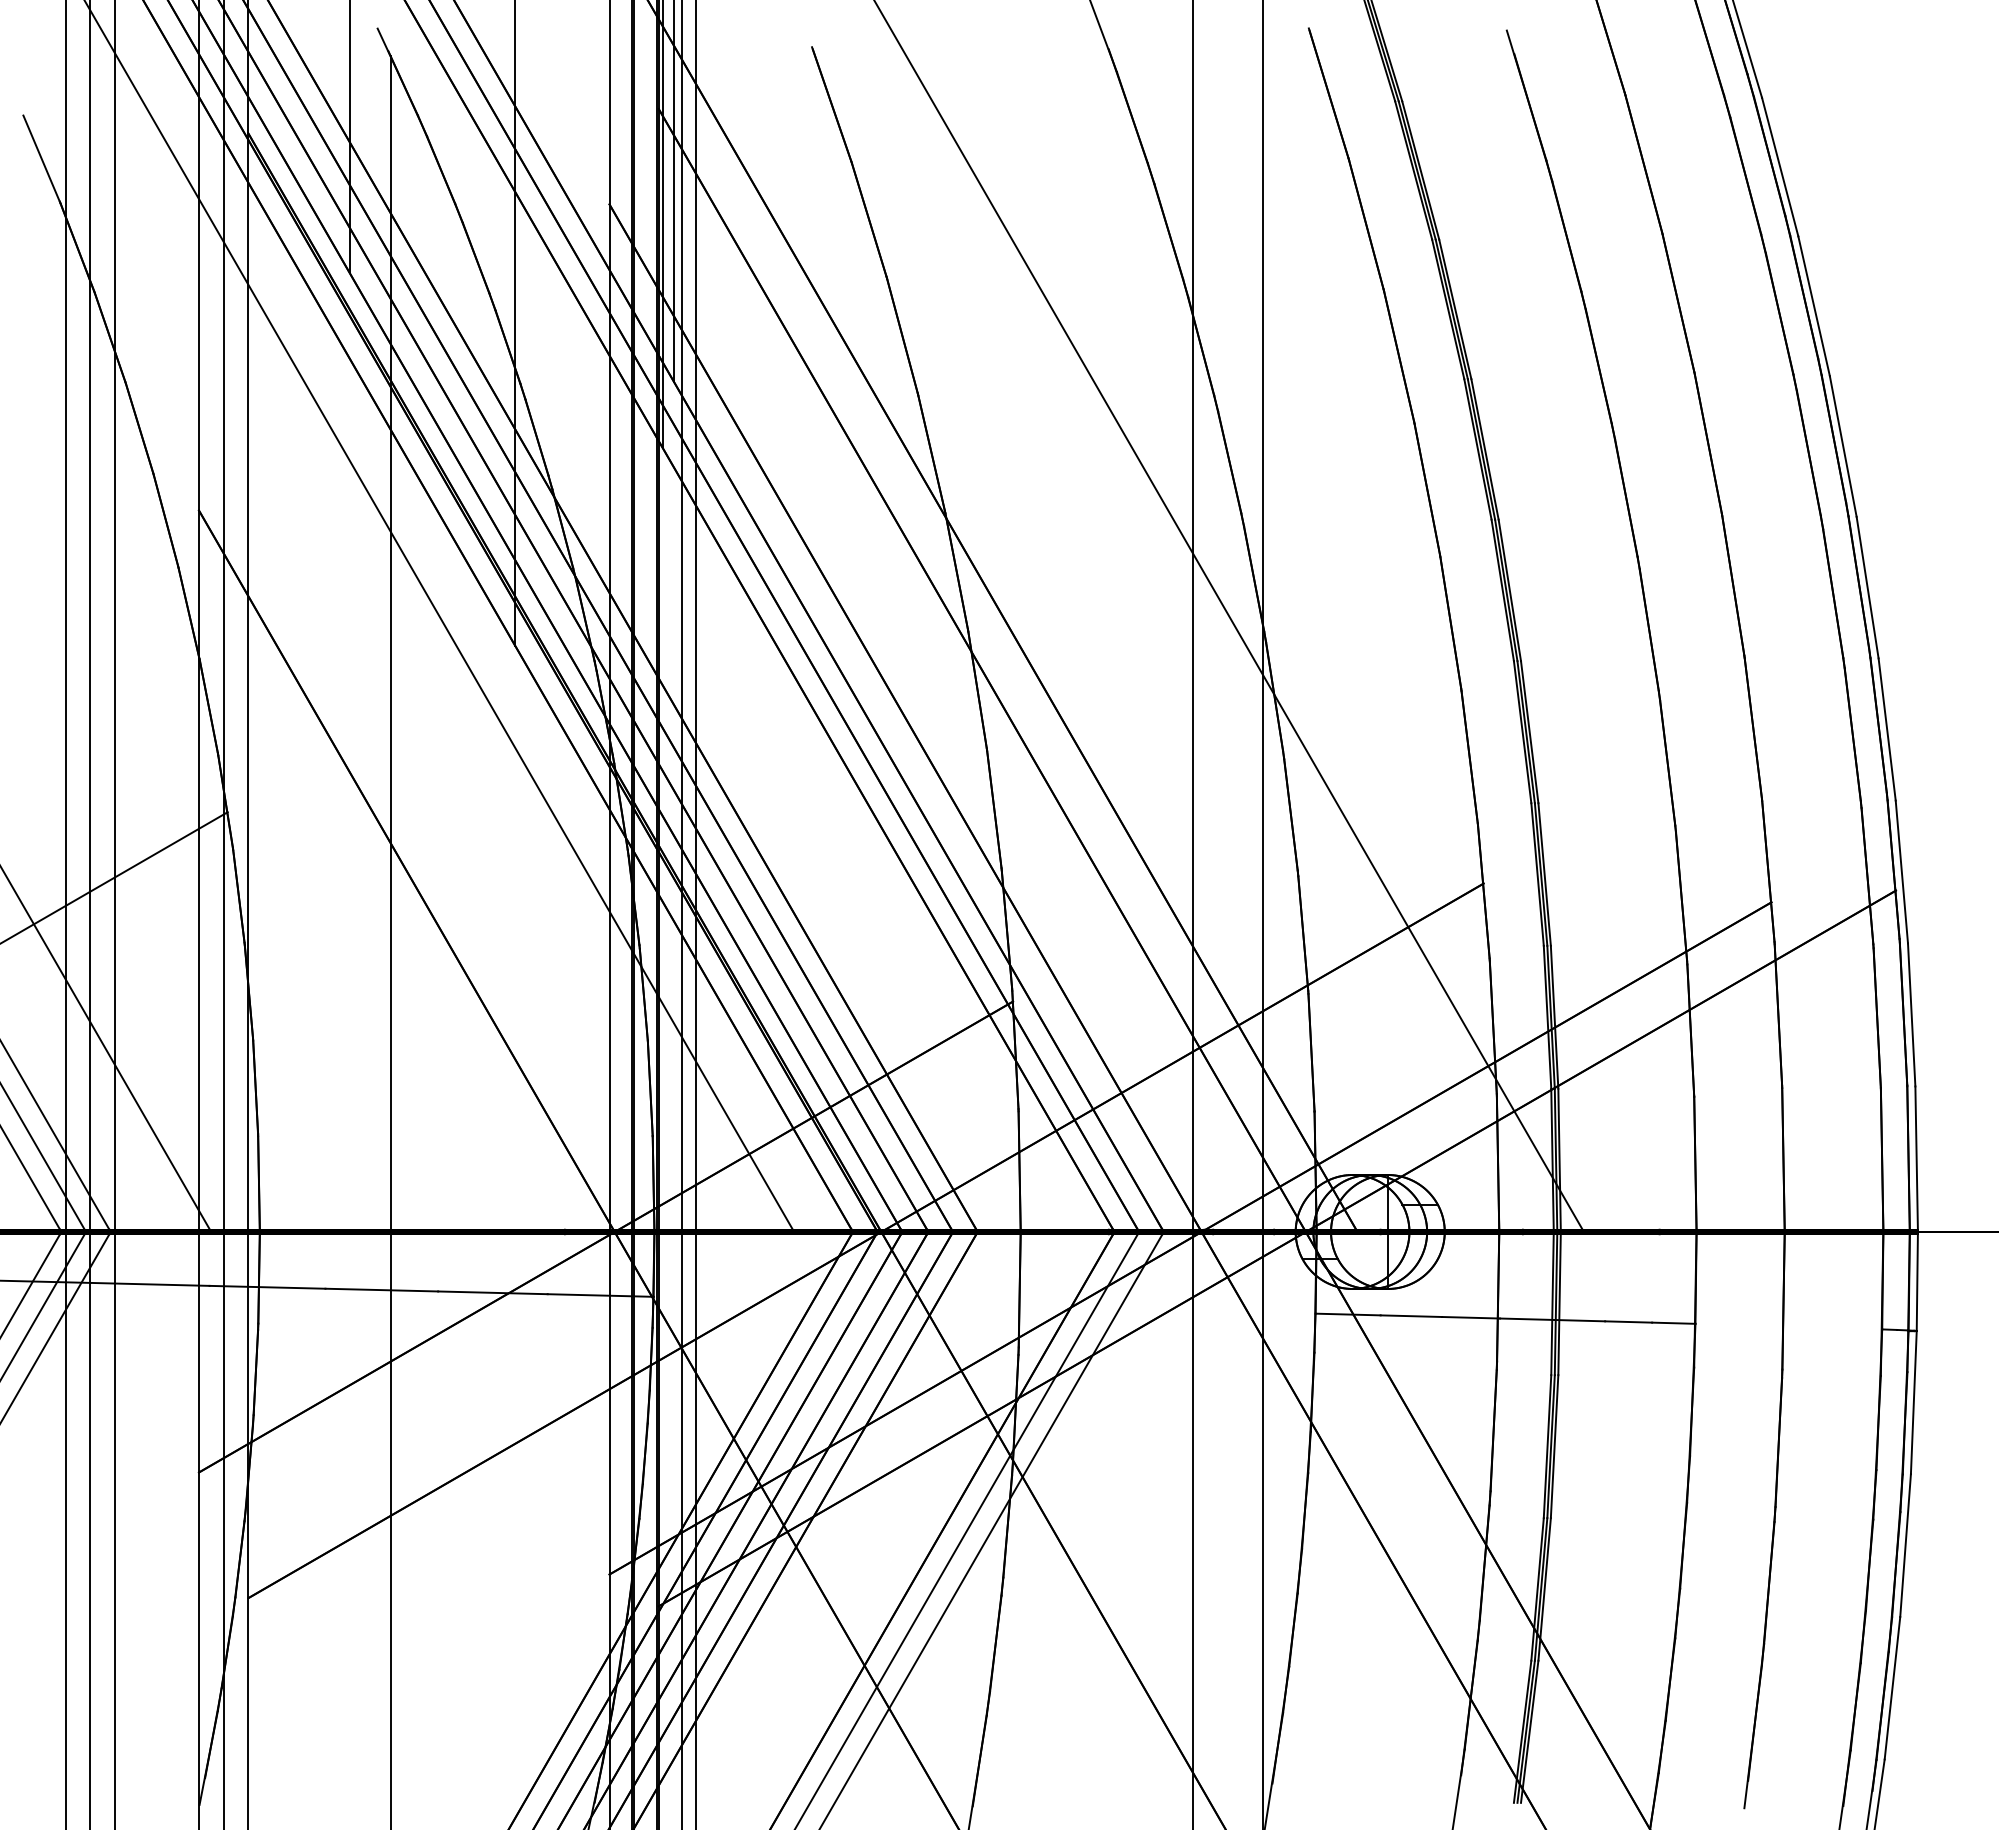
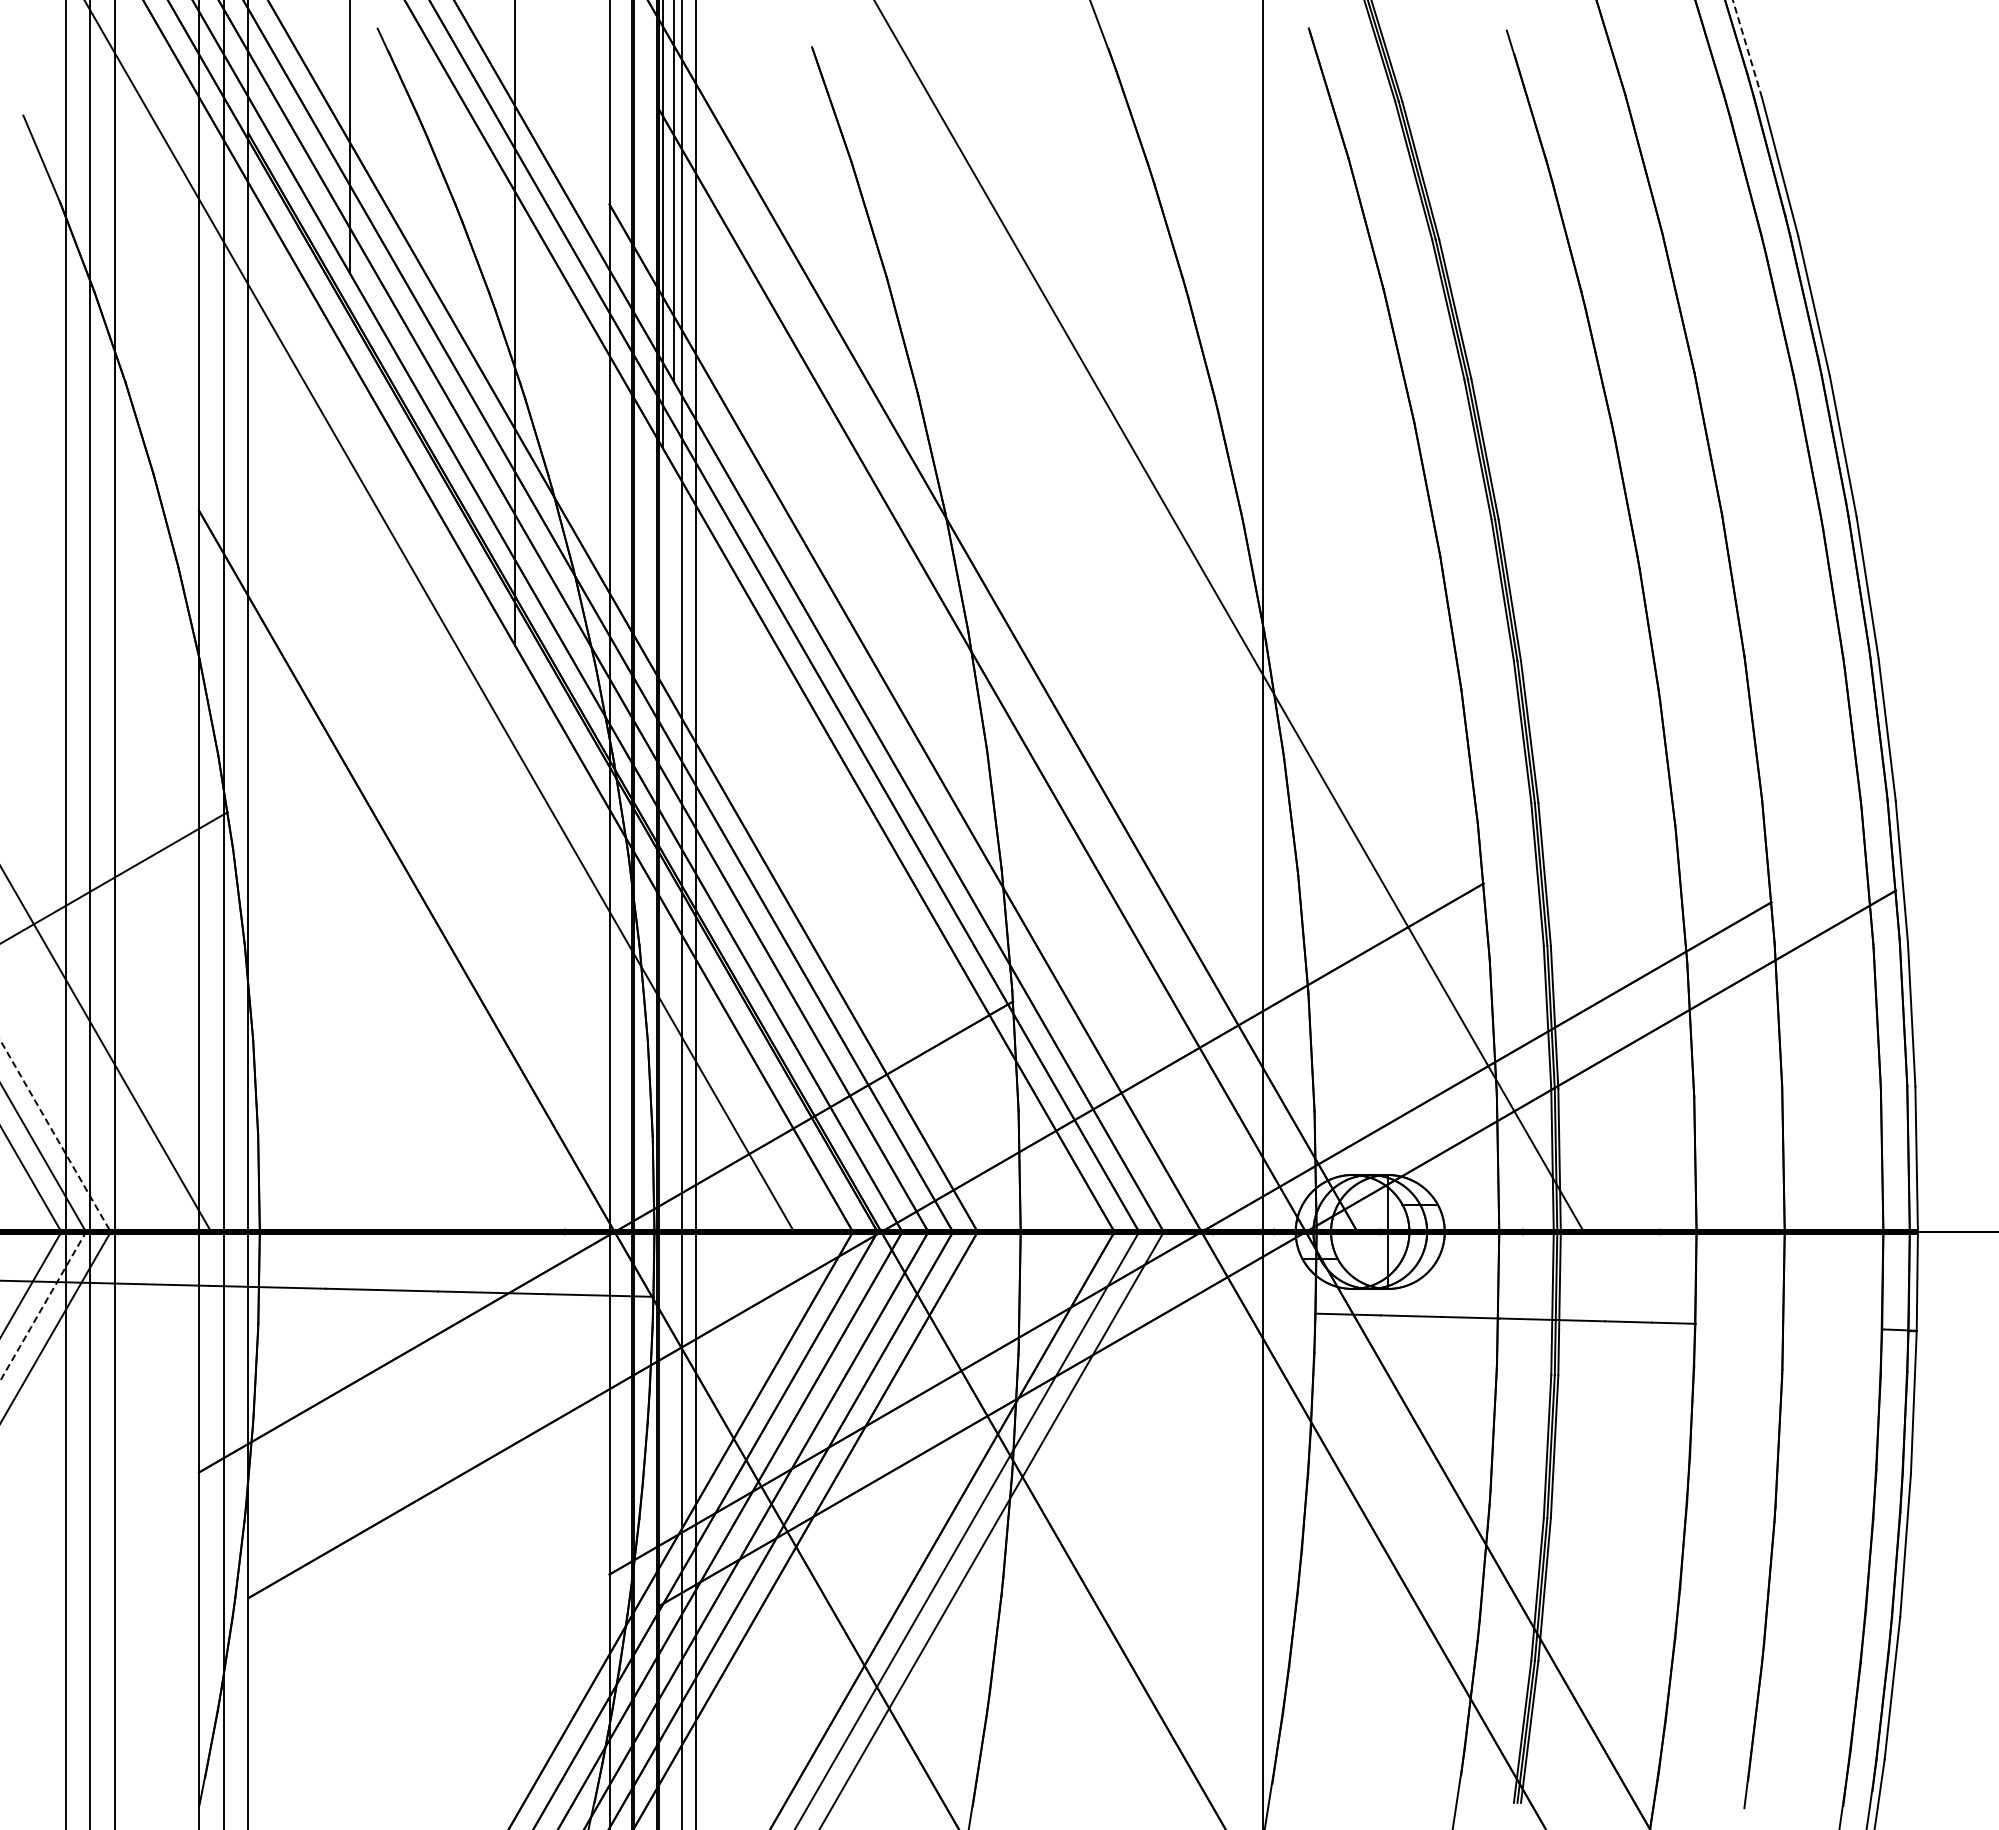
line: solid -> dashed (1747, 49)
line: present -> none (1192, 914)
line: present -> none (390, 940)
line: solid -> dashed (54, 1134)
line: solid -> dashed (42, 1307)
